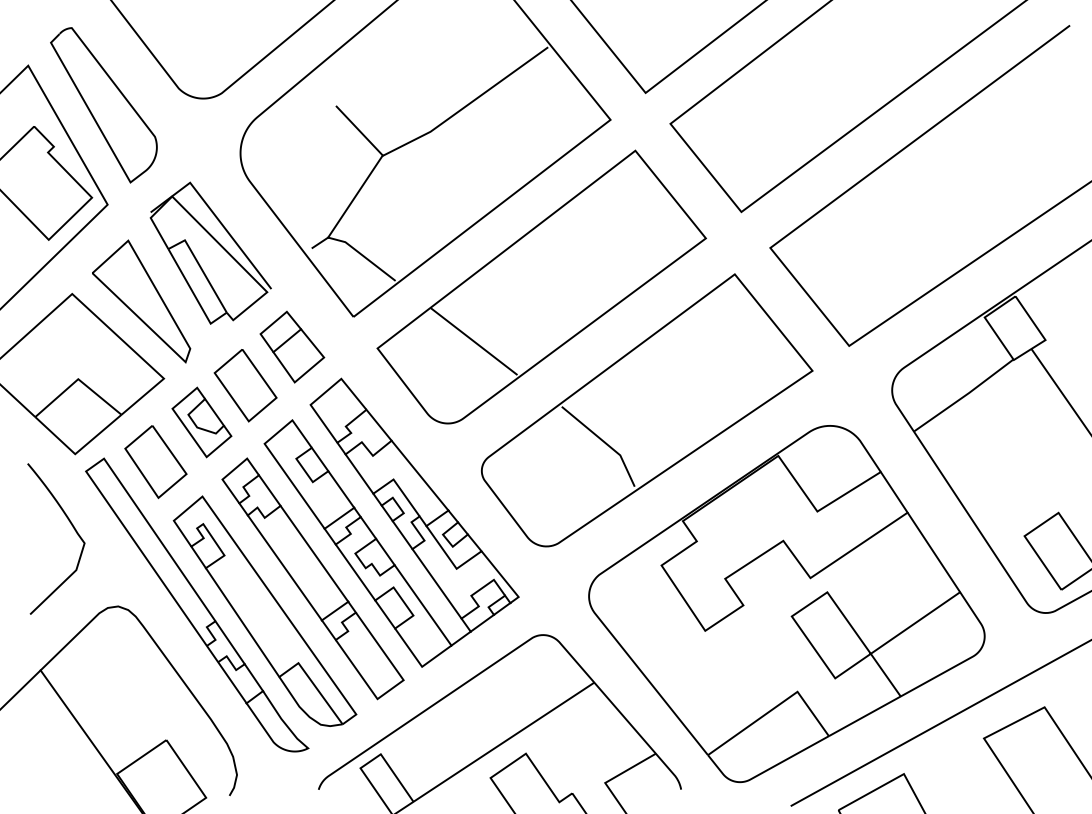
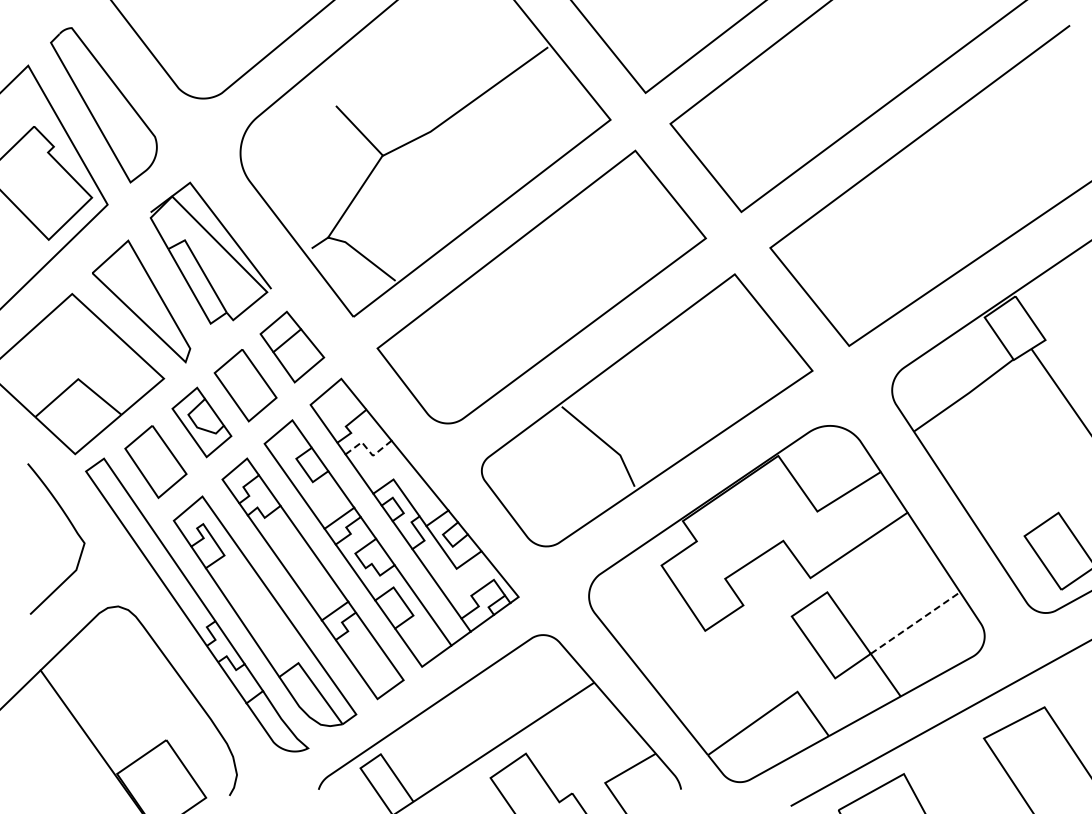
line: present -> none (473, 341)
line: solid -> dashed (368, 450)
line: solid -> dashed (915, 622)
